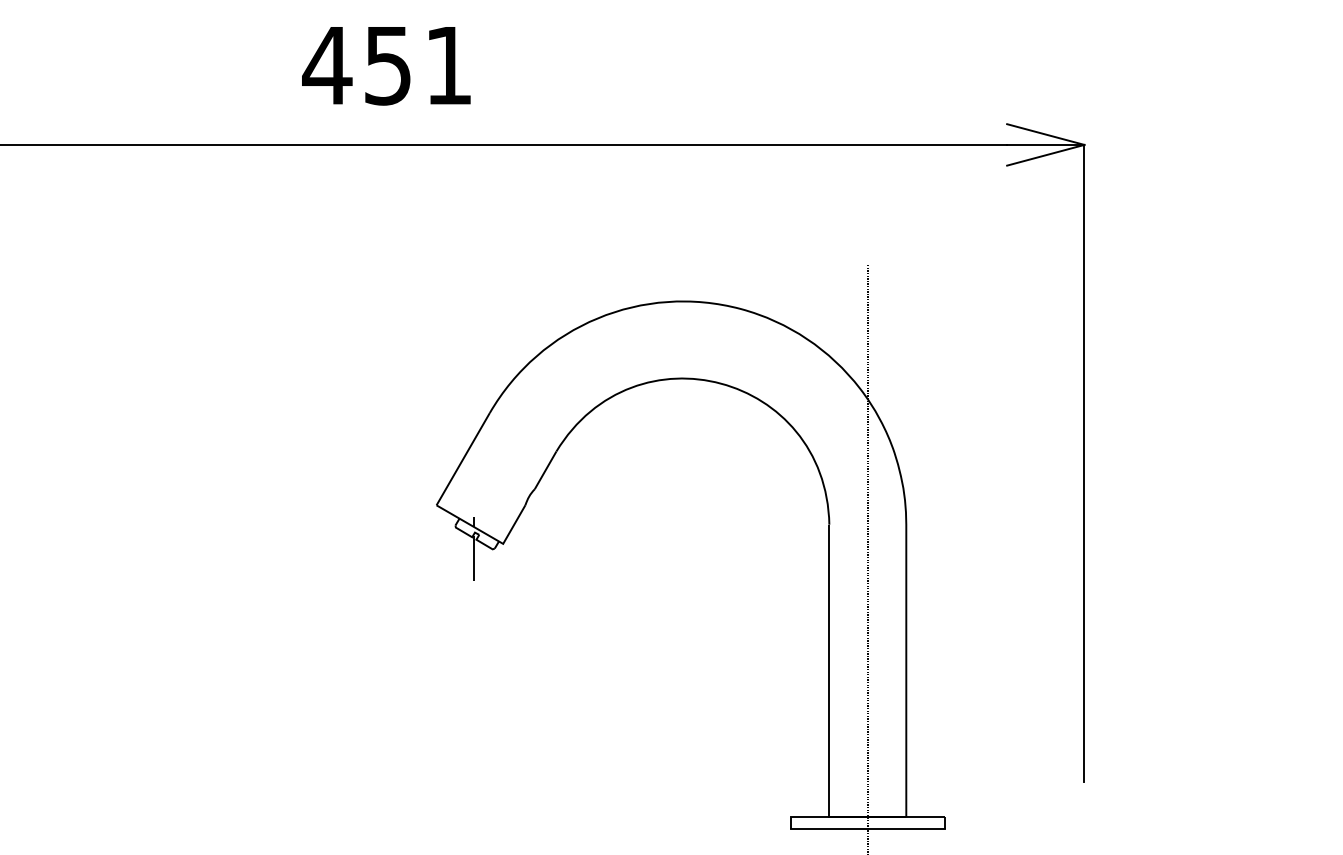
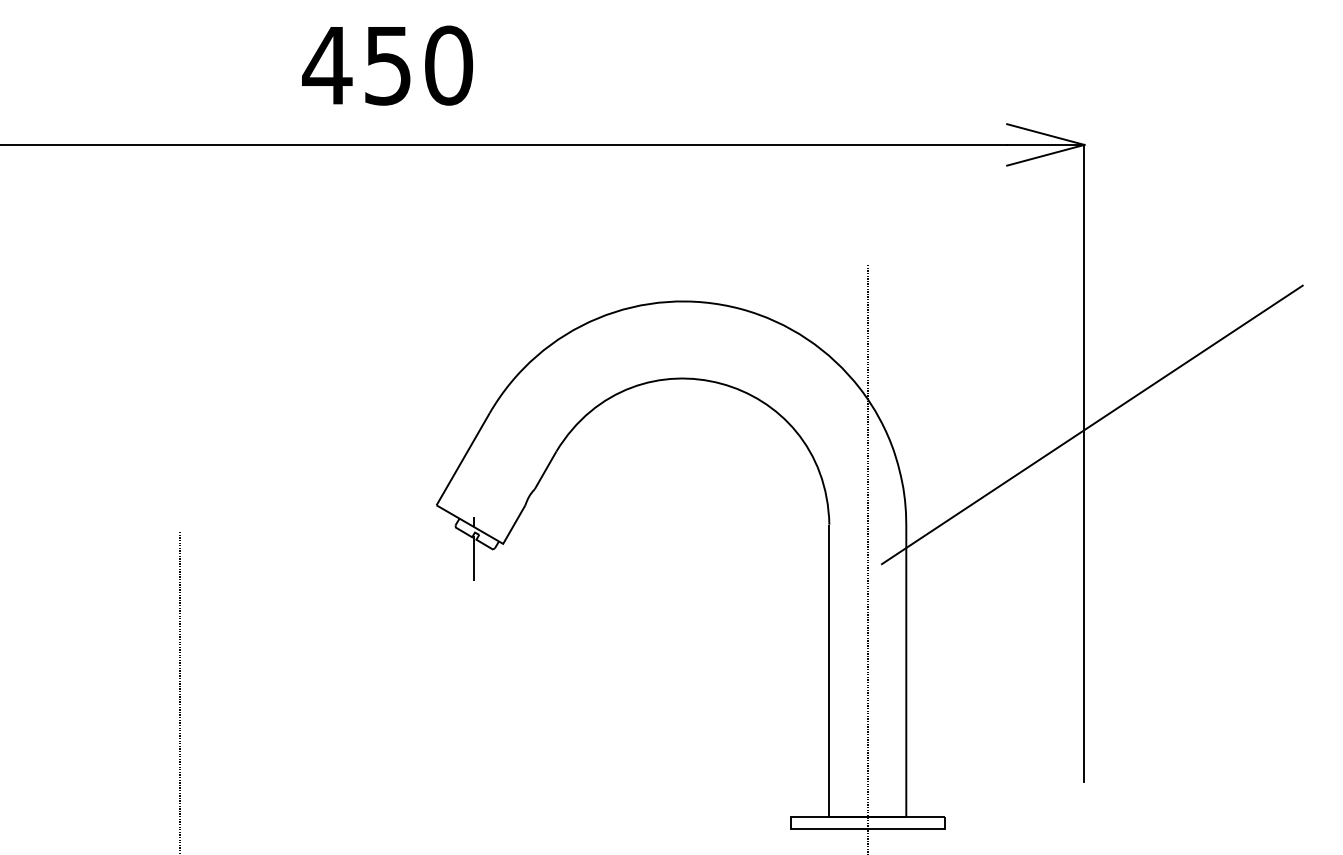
text: 451 -> 450 (449, 65)
line: none -> present (1091, 424)
line: none -> present (179, 691)
